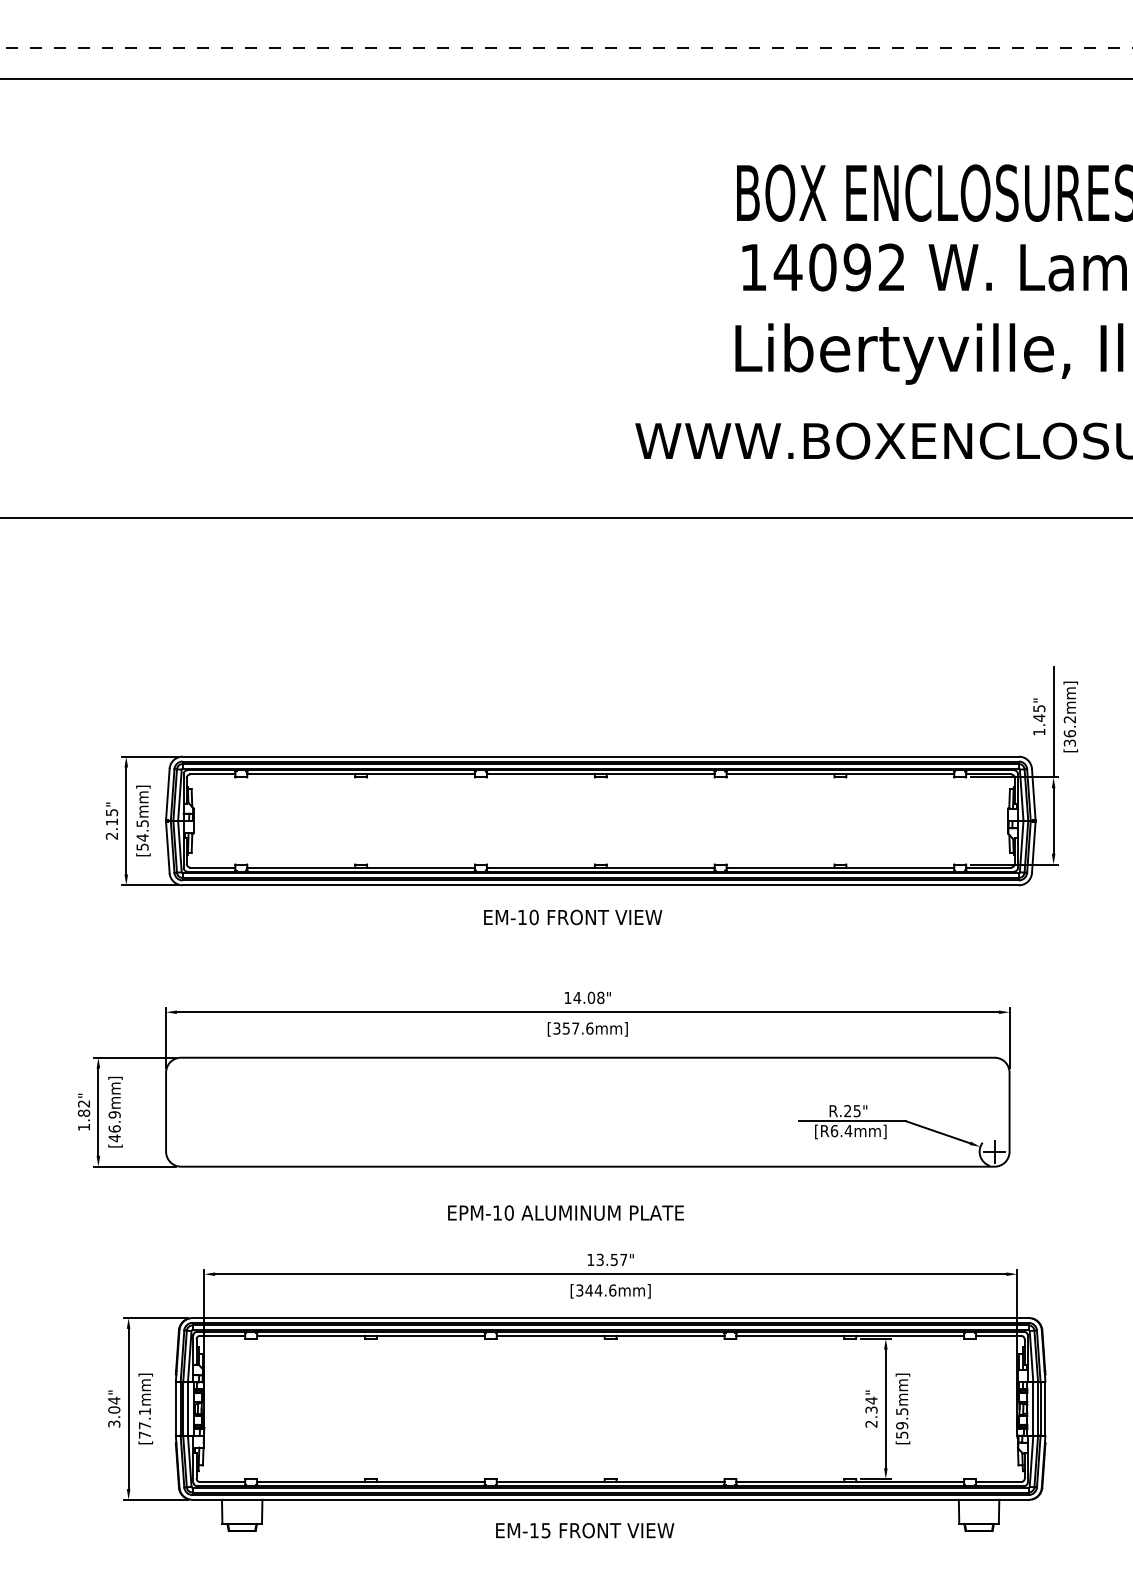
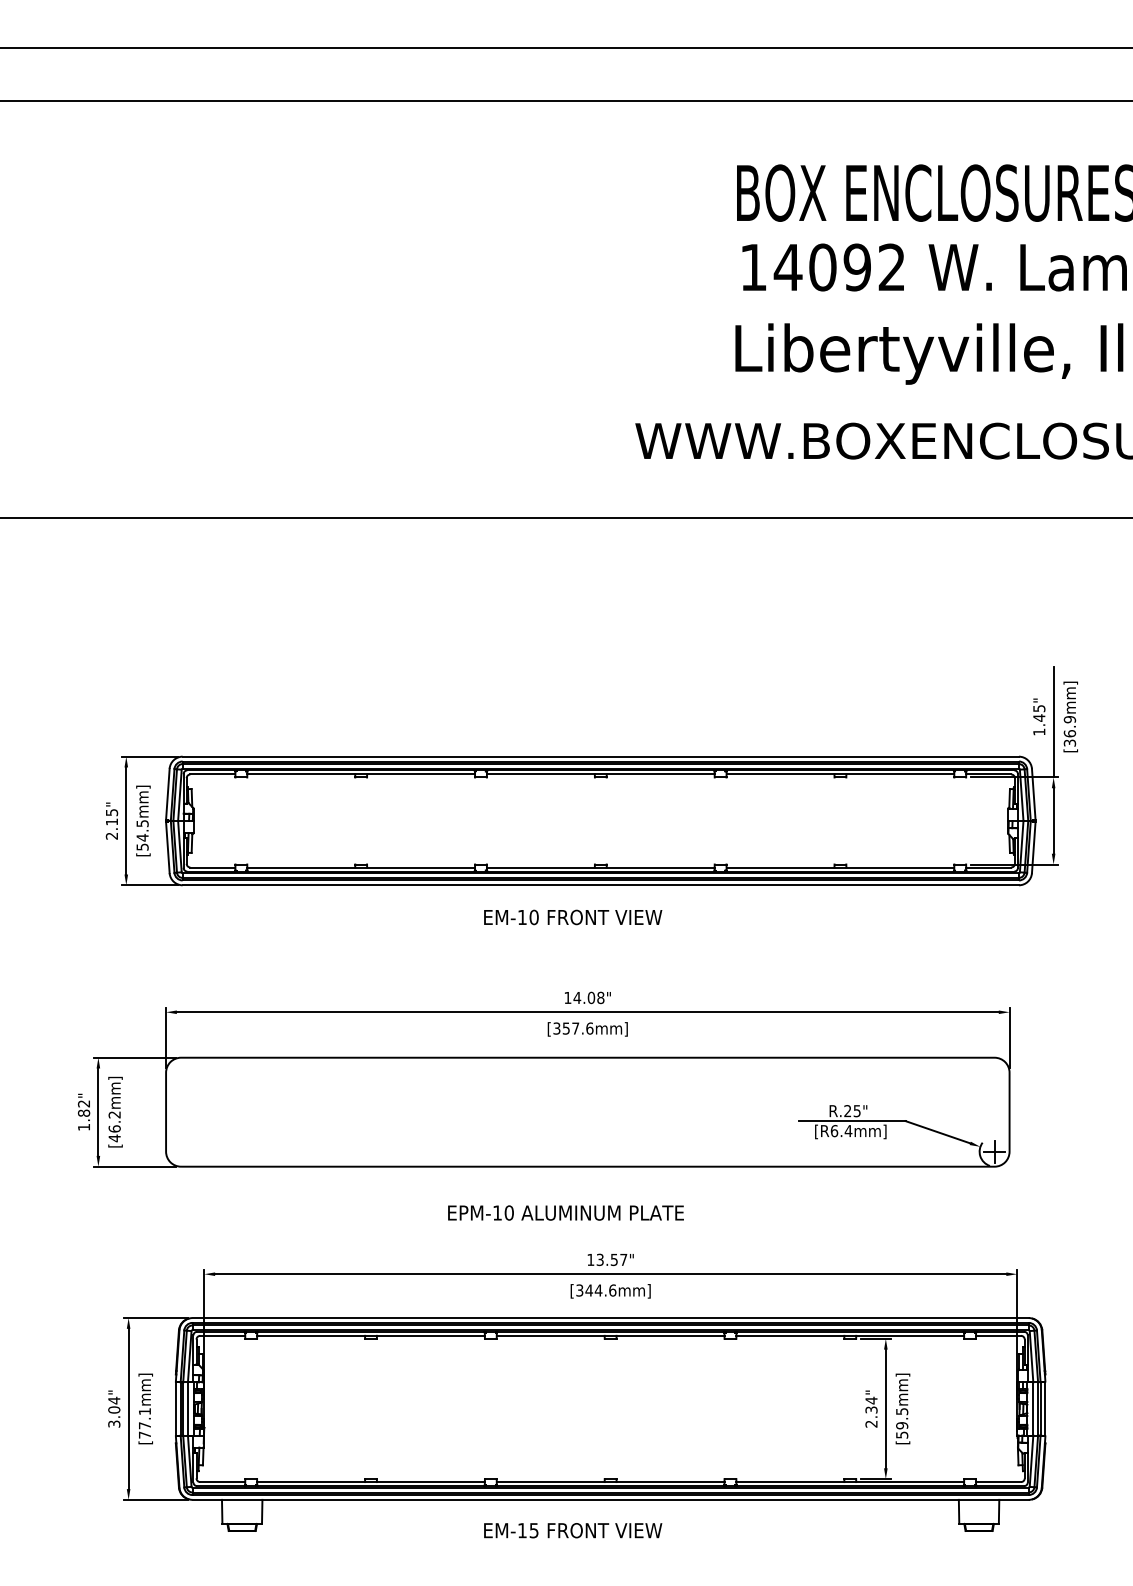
line: dashed -> solid (566, 47)
line position: (565, 79) -> (565, 101) (565, 101)
text: [36.2mm] -> [36.9mm] (1070, 719)
text: [46.9mm] -> [46.2mm] (114, 1114)
text position: (585, 1530) -> (573, 1530) (573, 1530)
